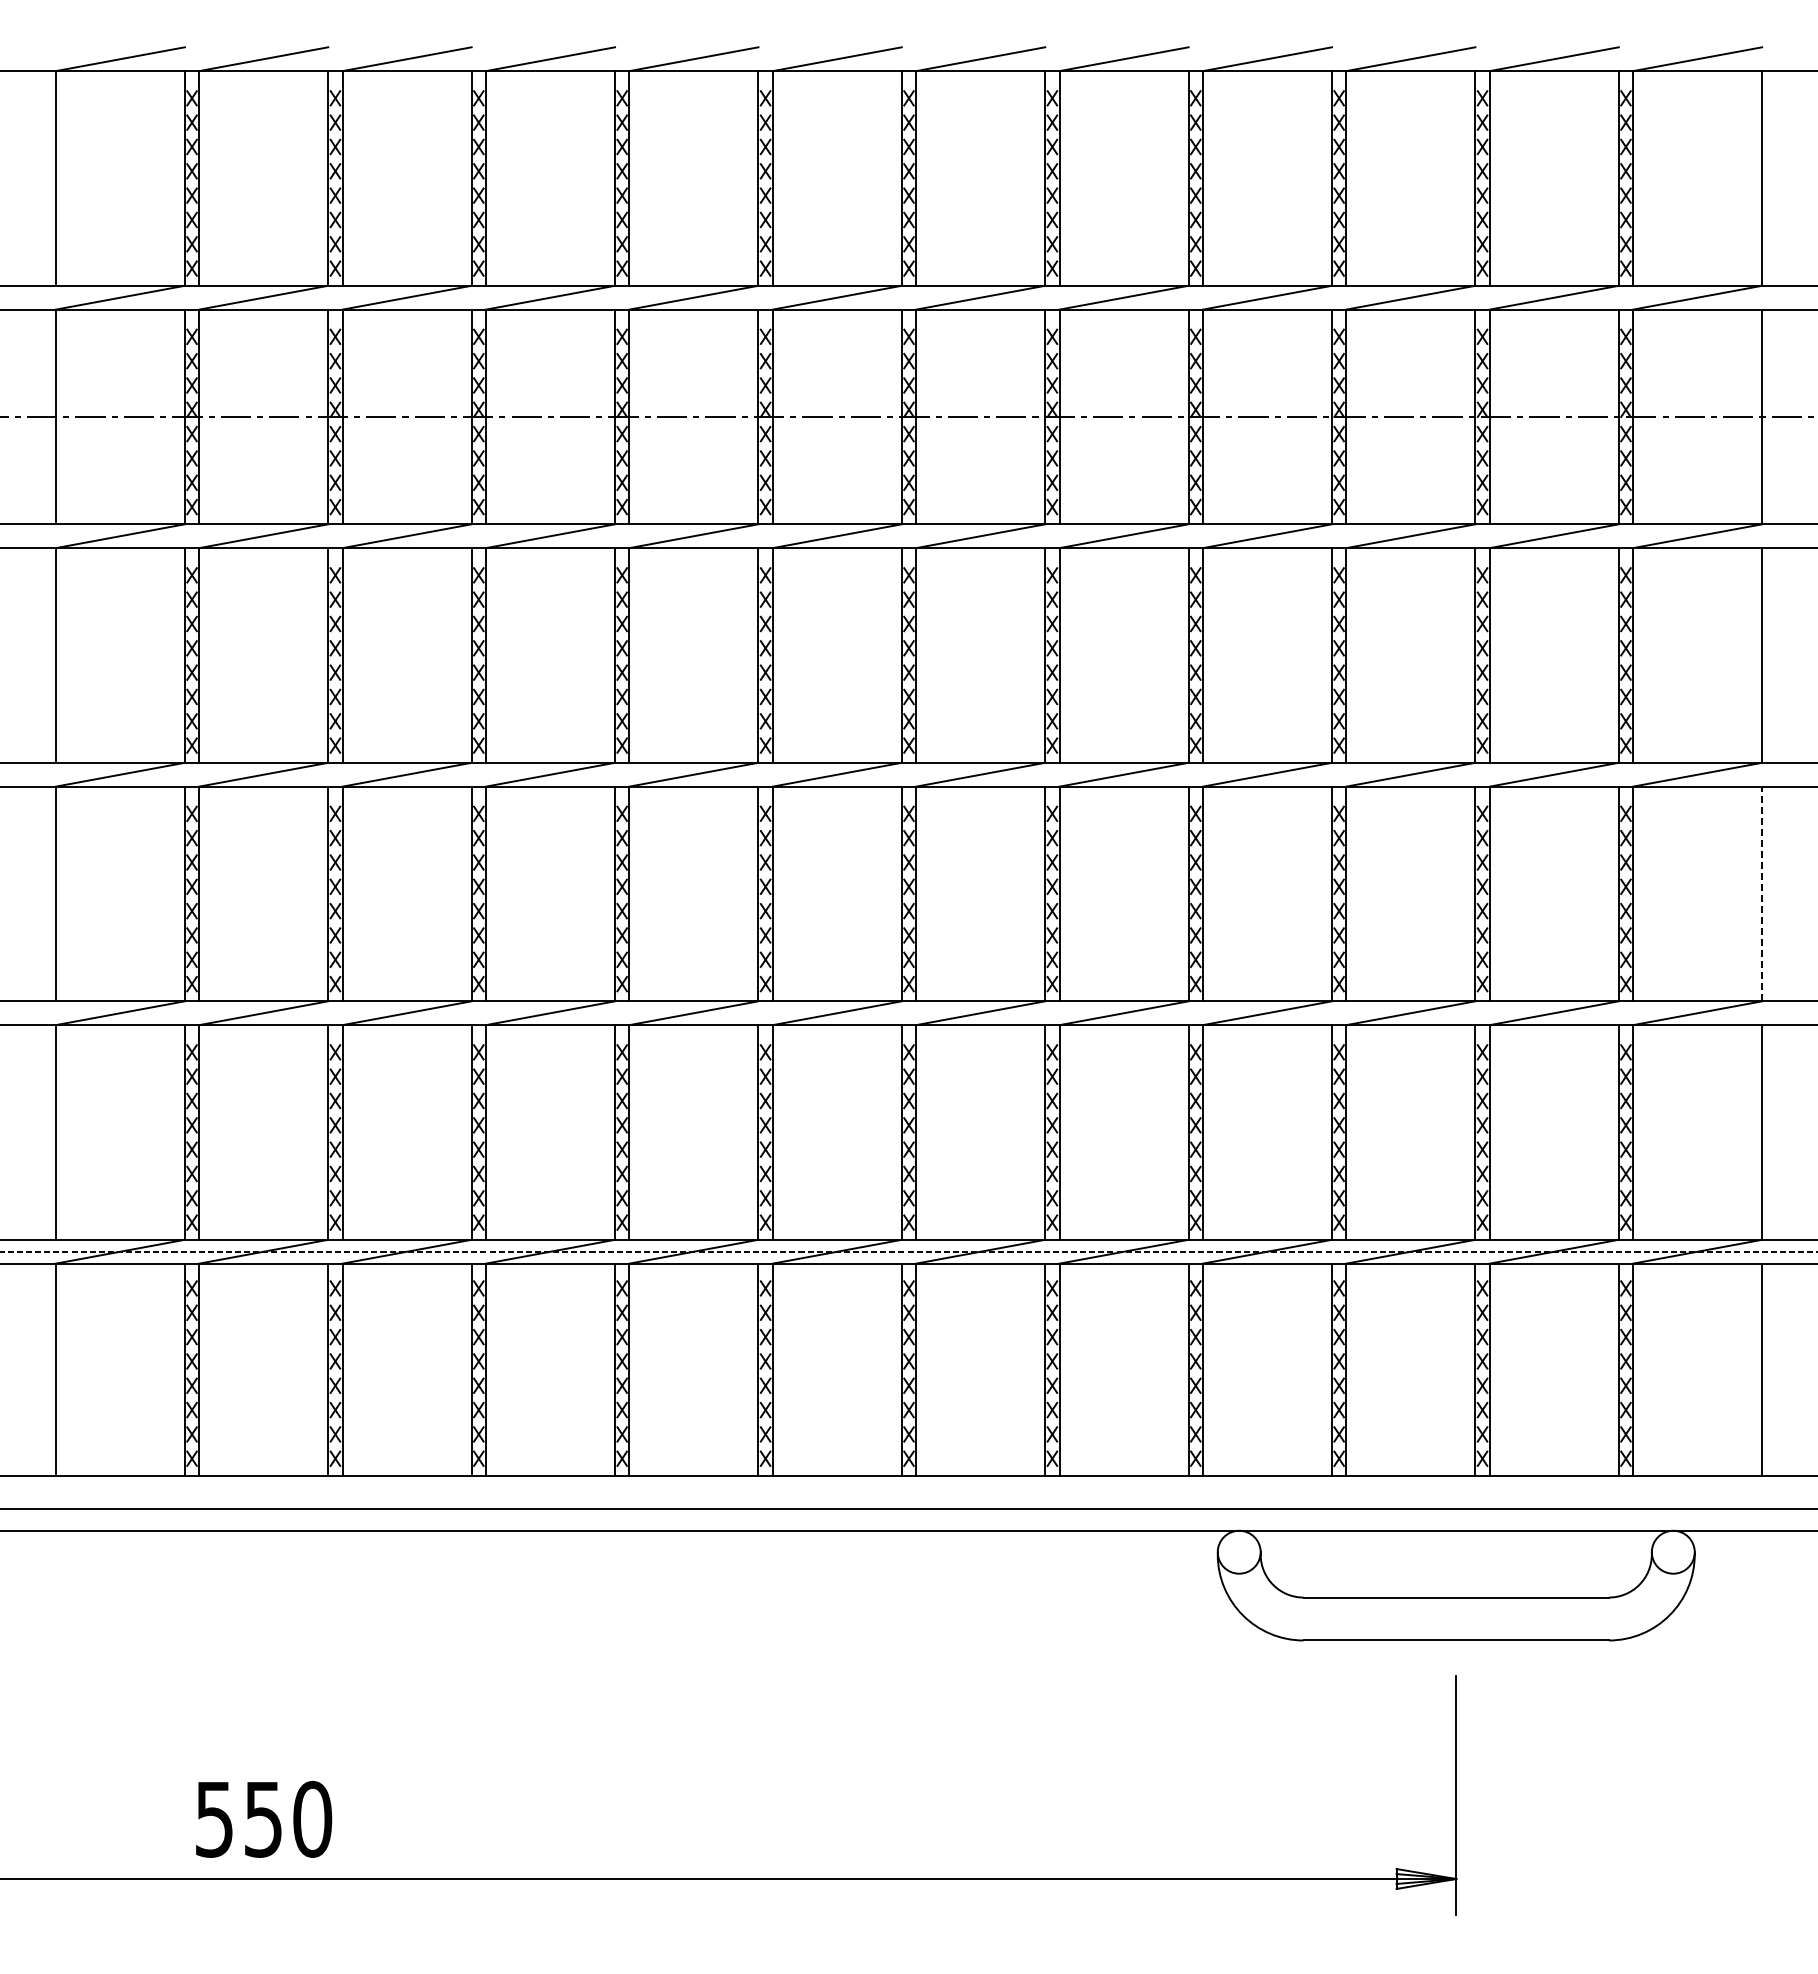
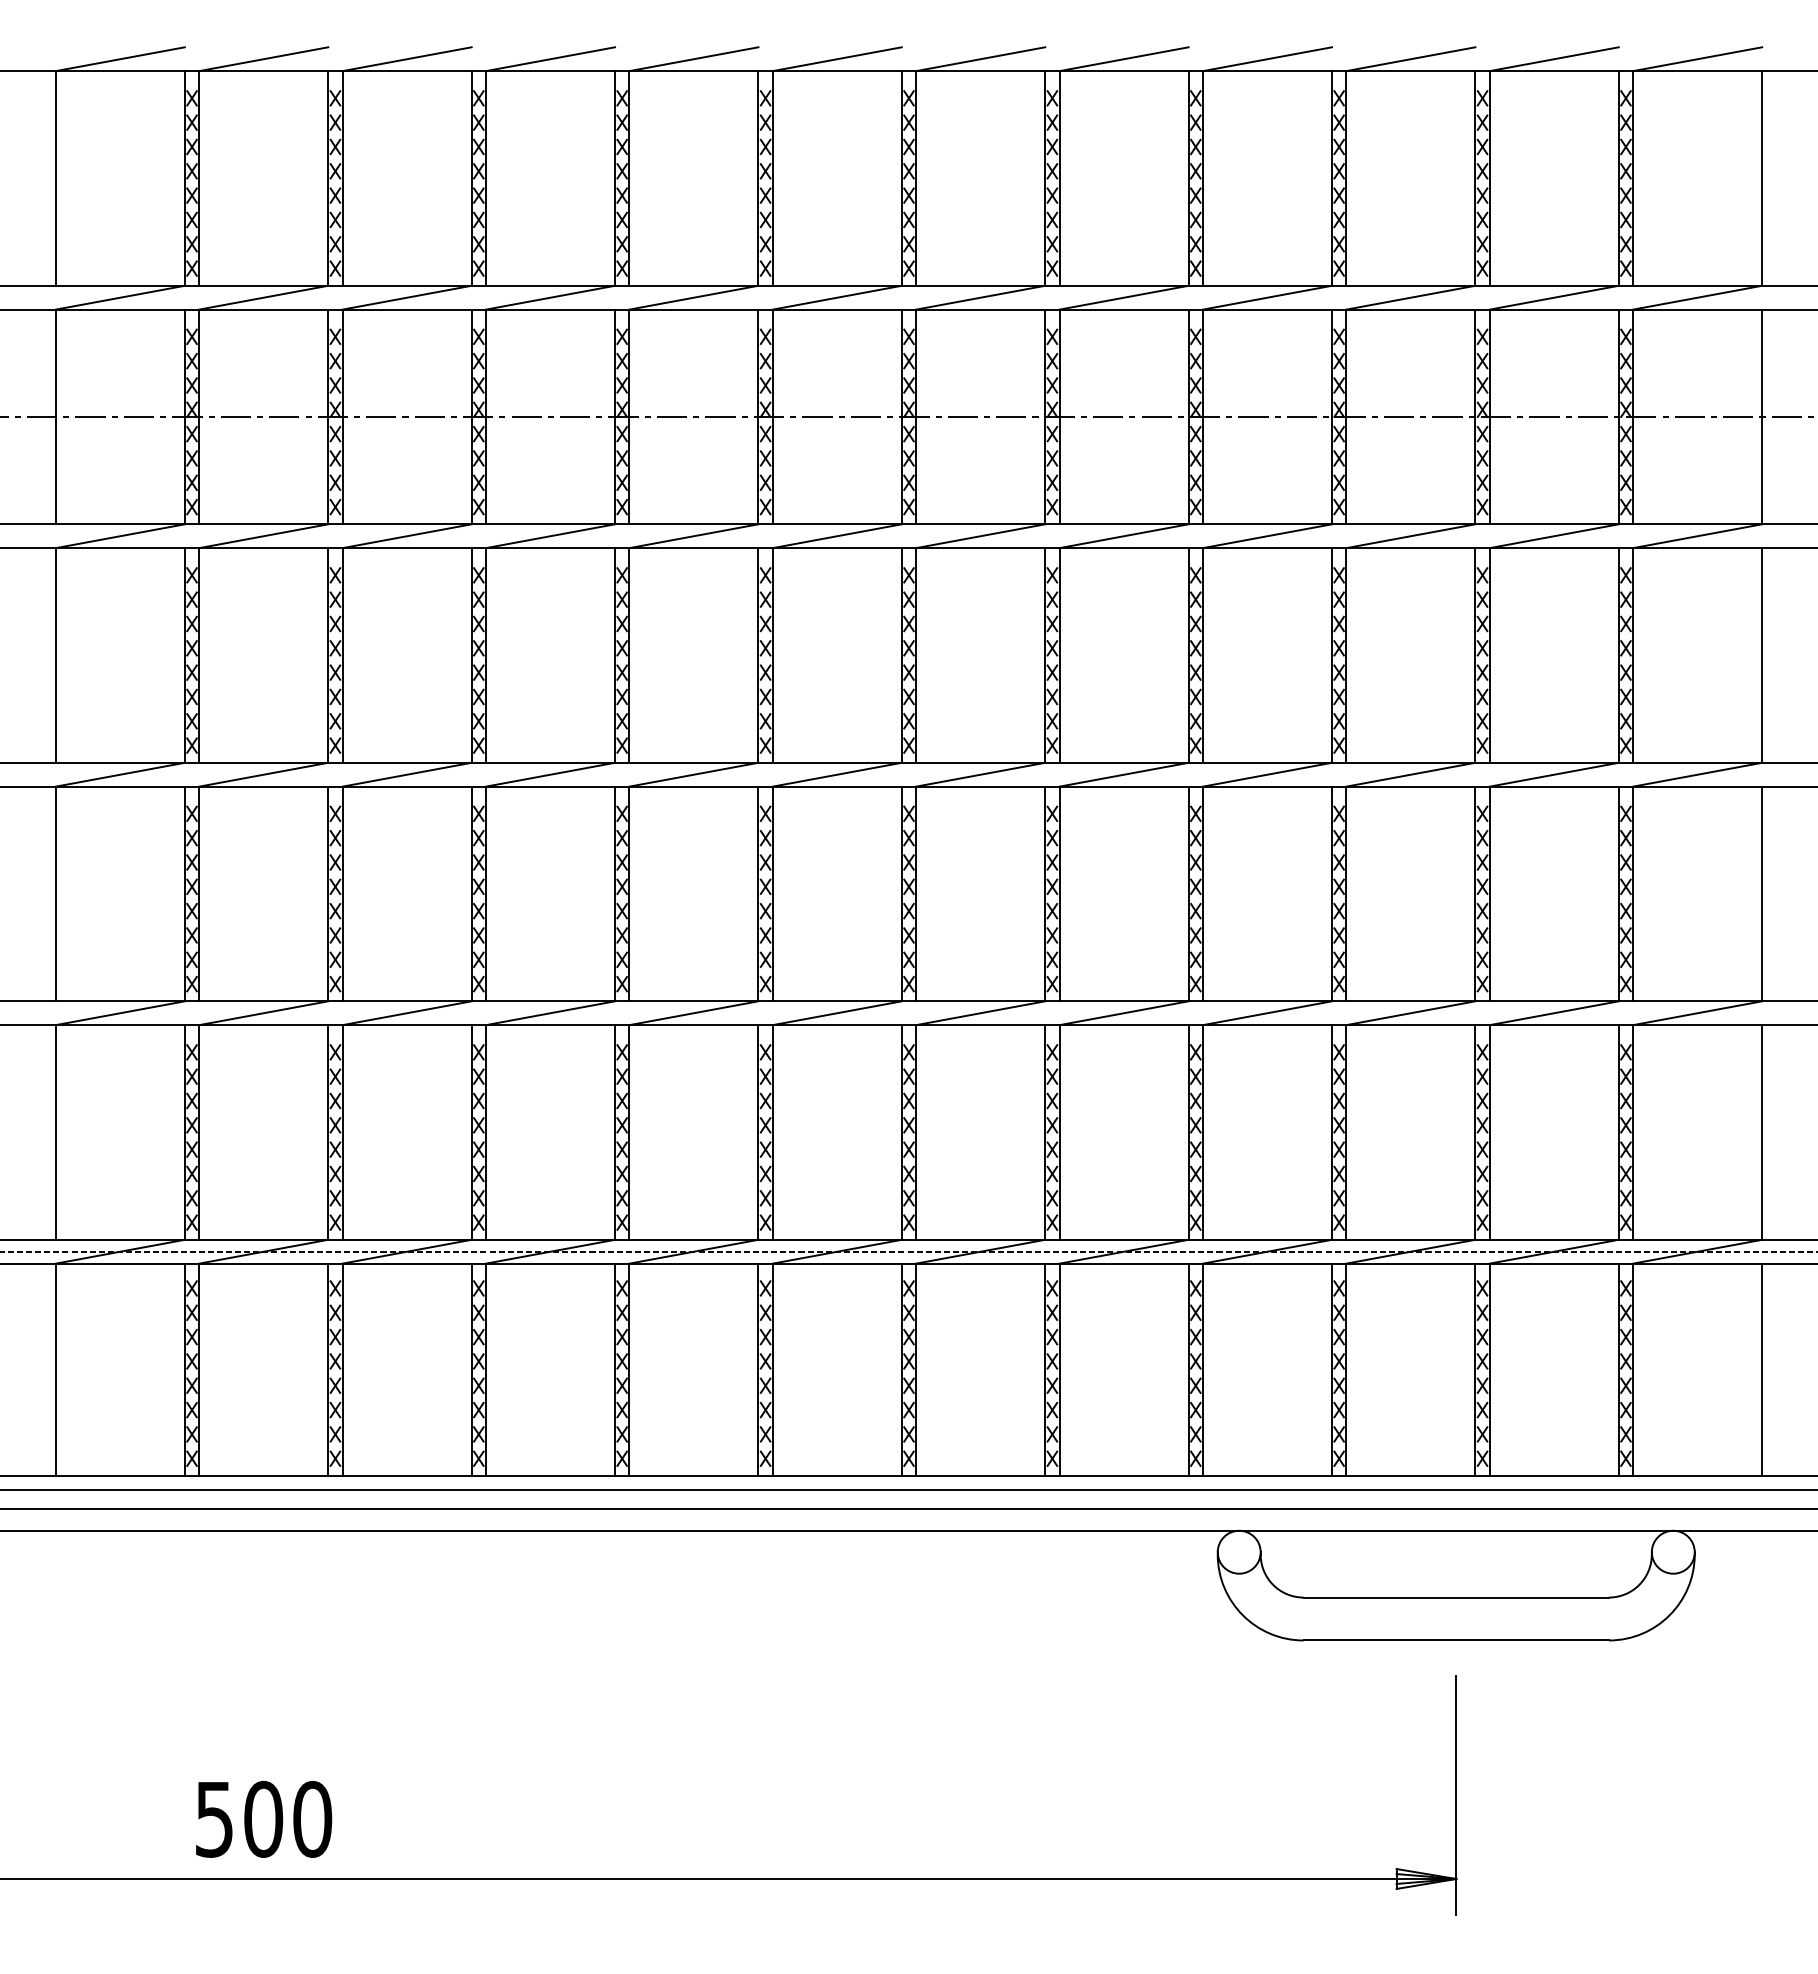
line: dashed -> solid (1762, 893)
line: none -> present (908, 1490)
text: 550 -> 500 (263, 1818)
